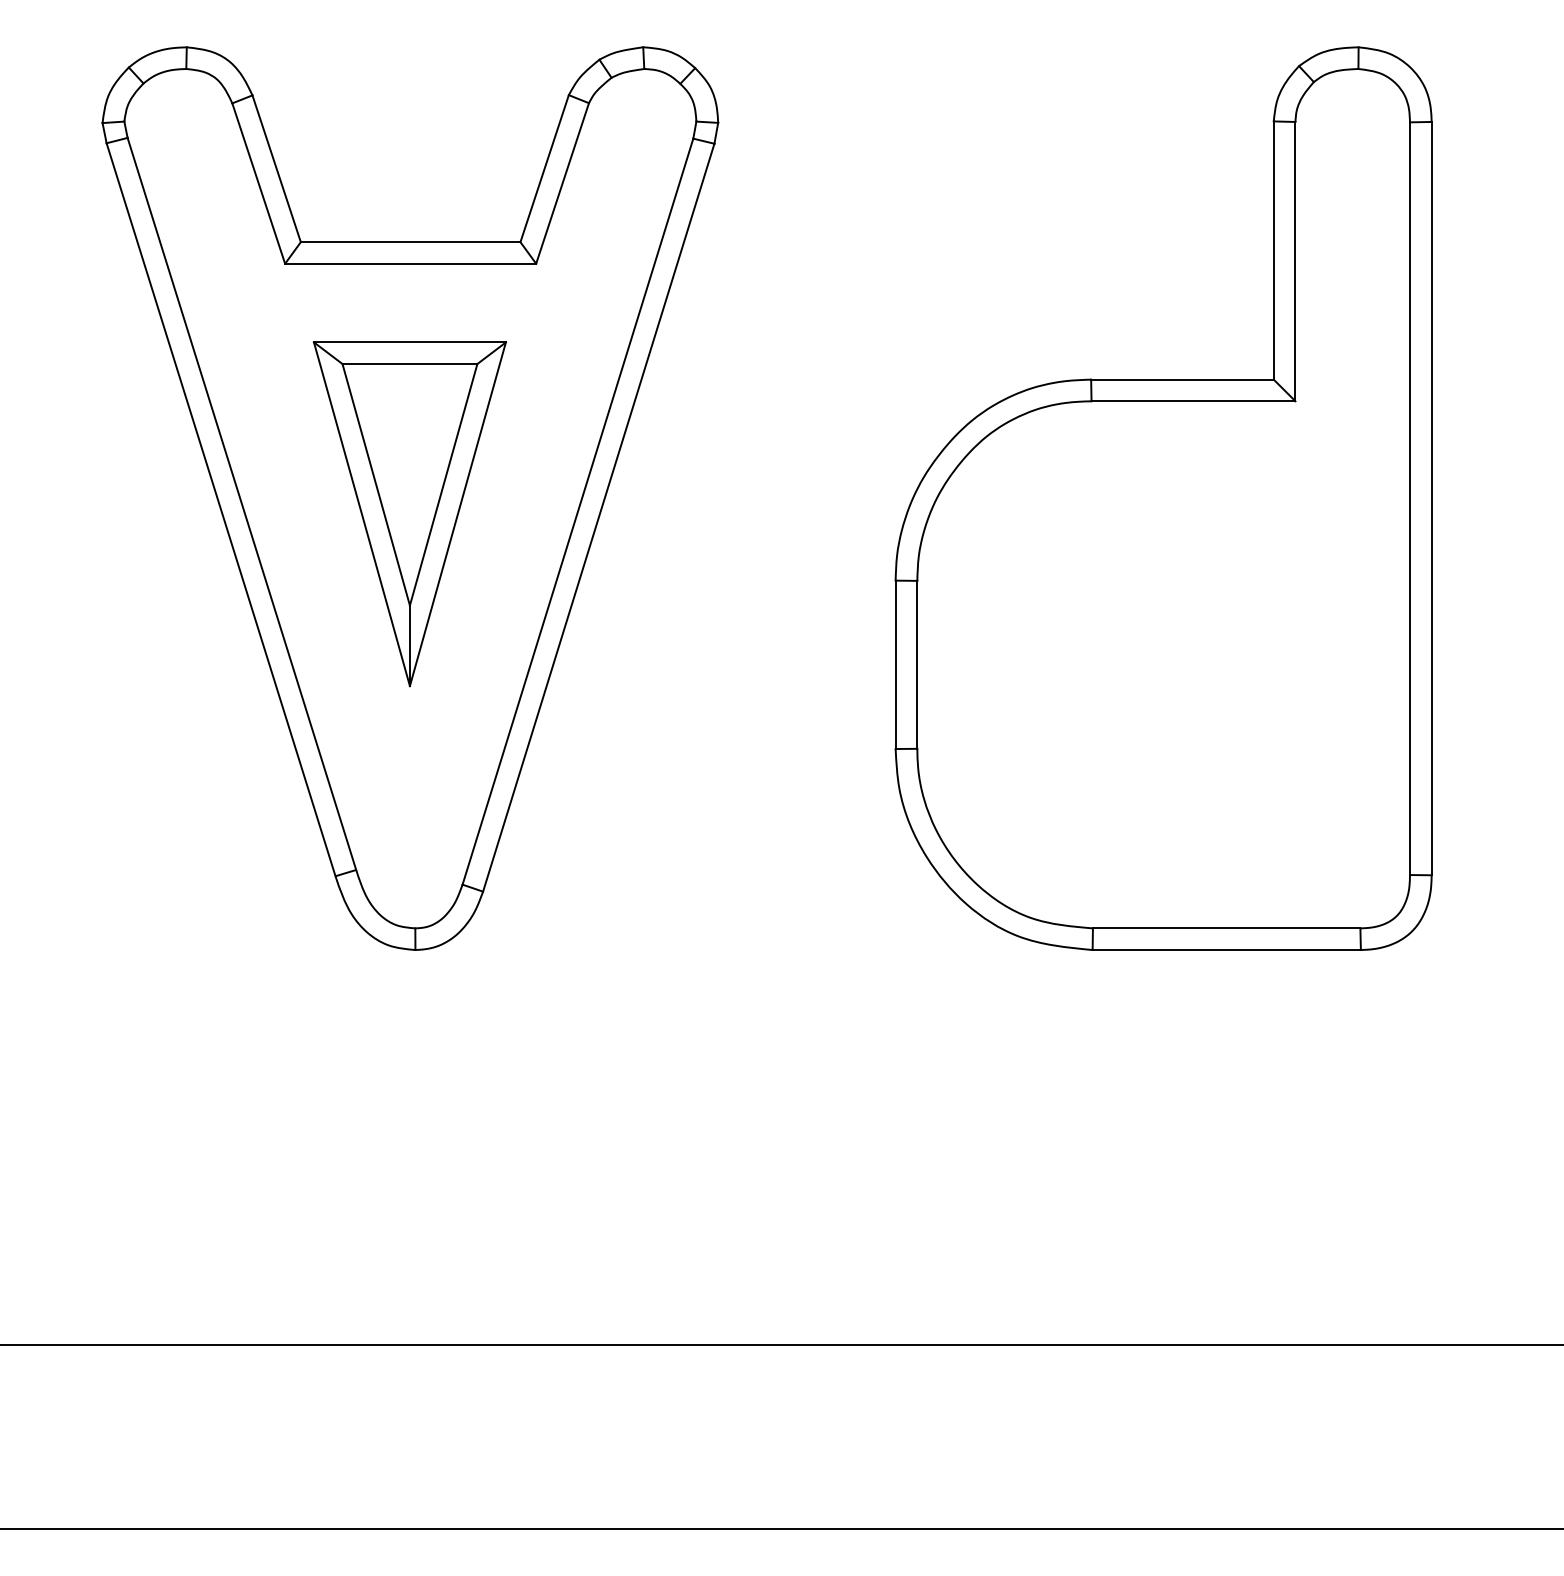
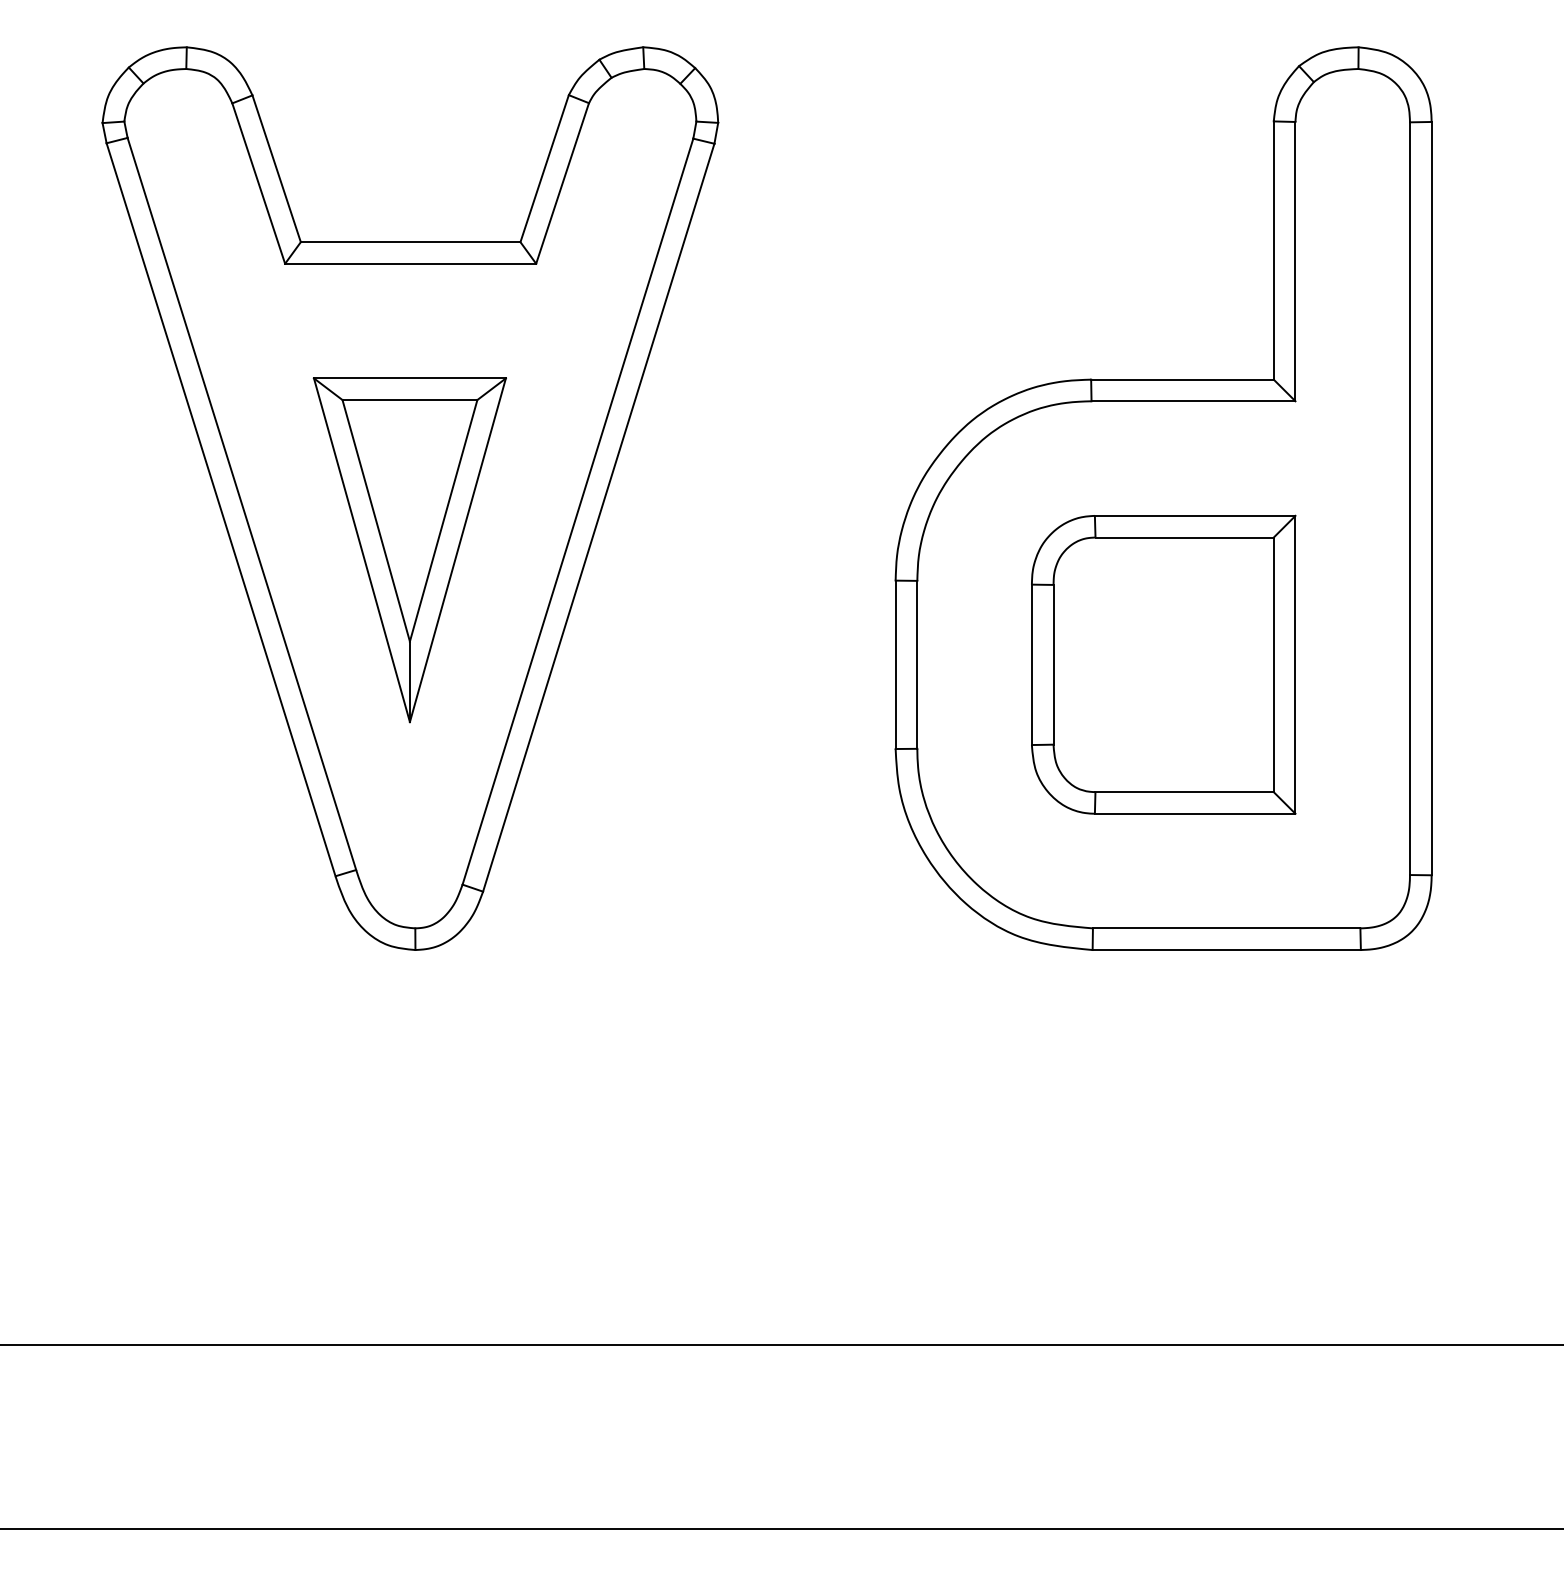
part position: (409, 514) -> (409, 550) (409, 550)
part: none -> present (1163, 664)
